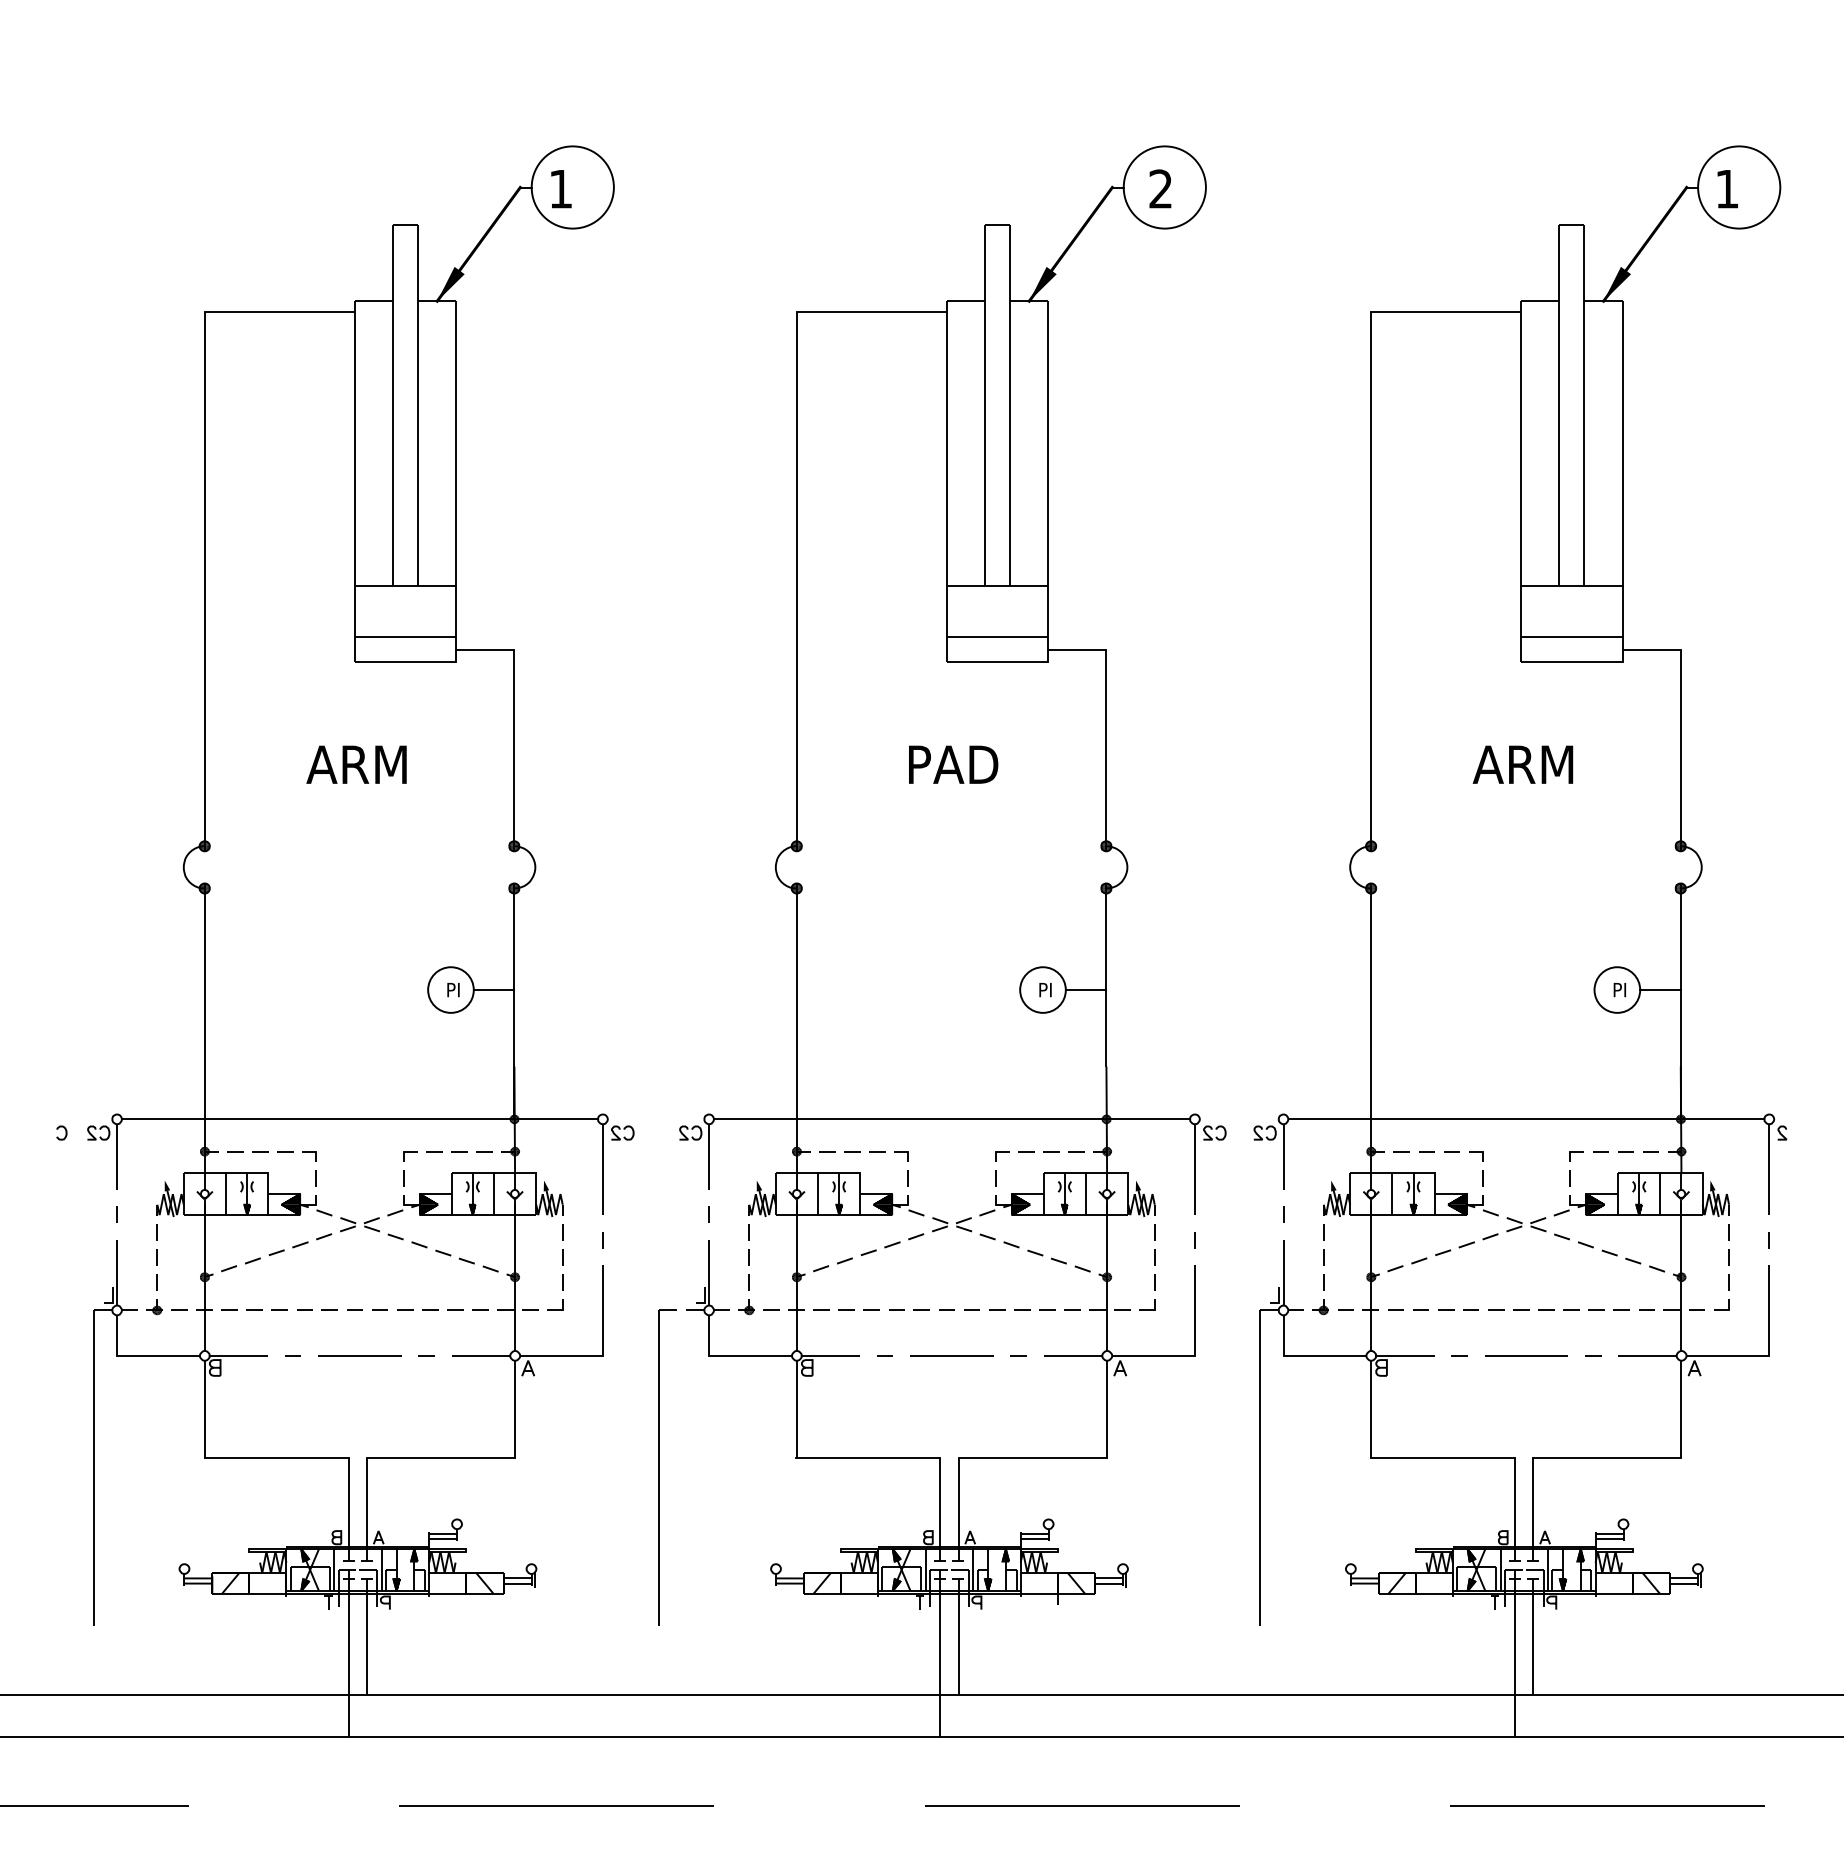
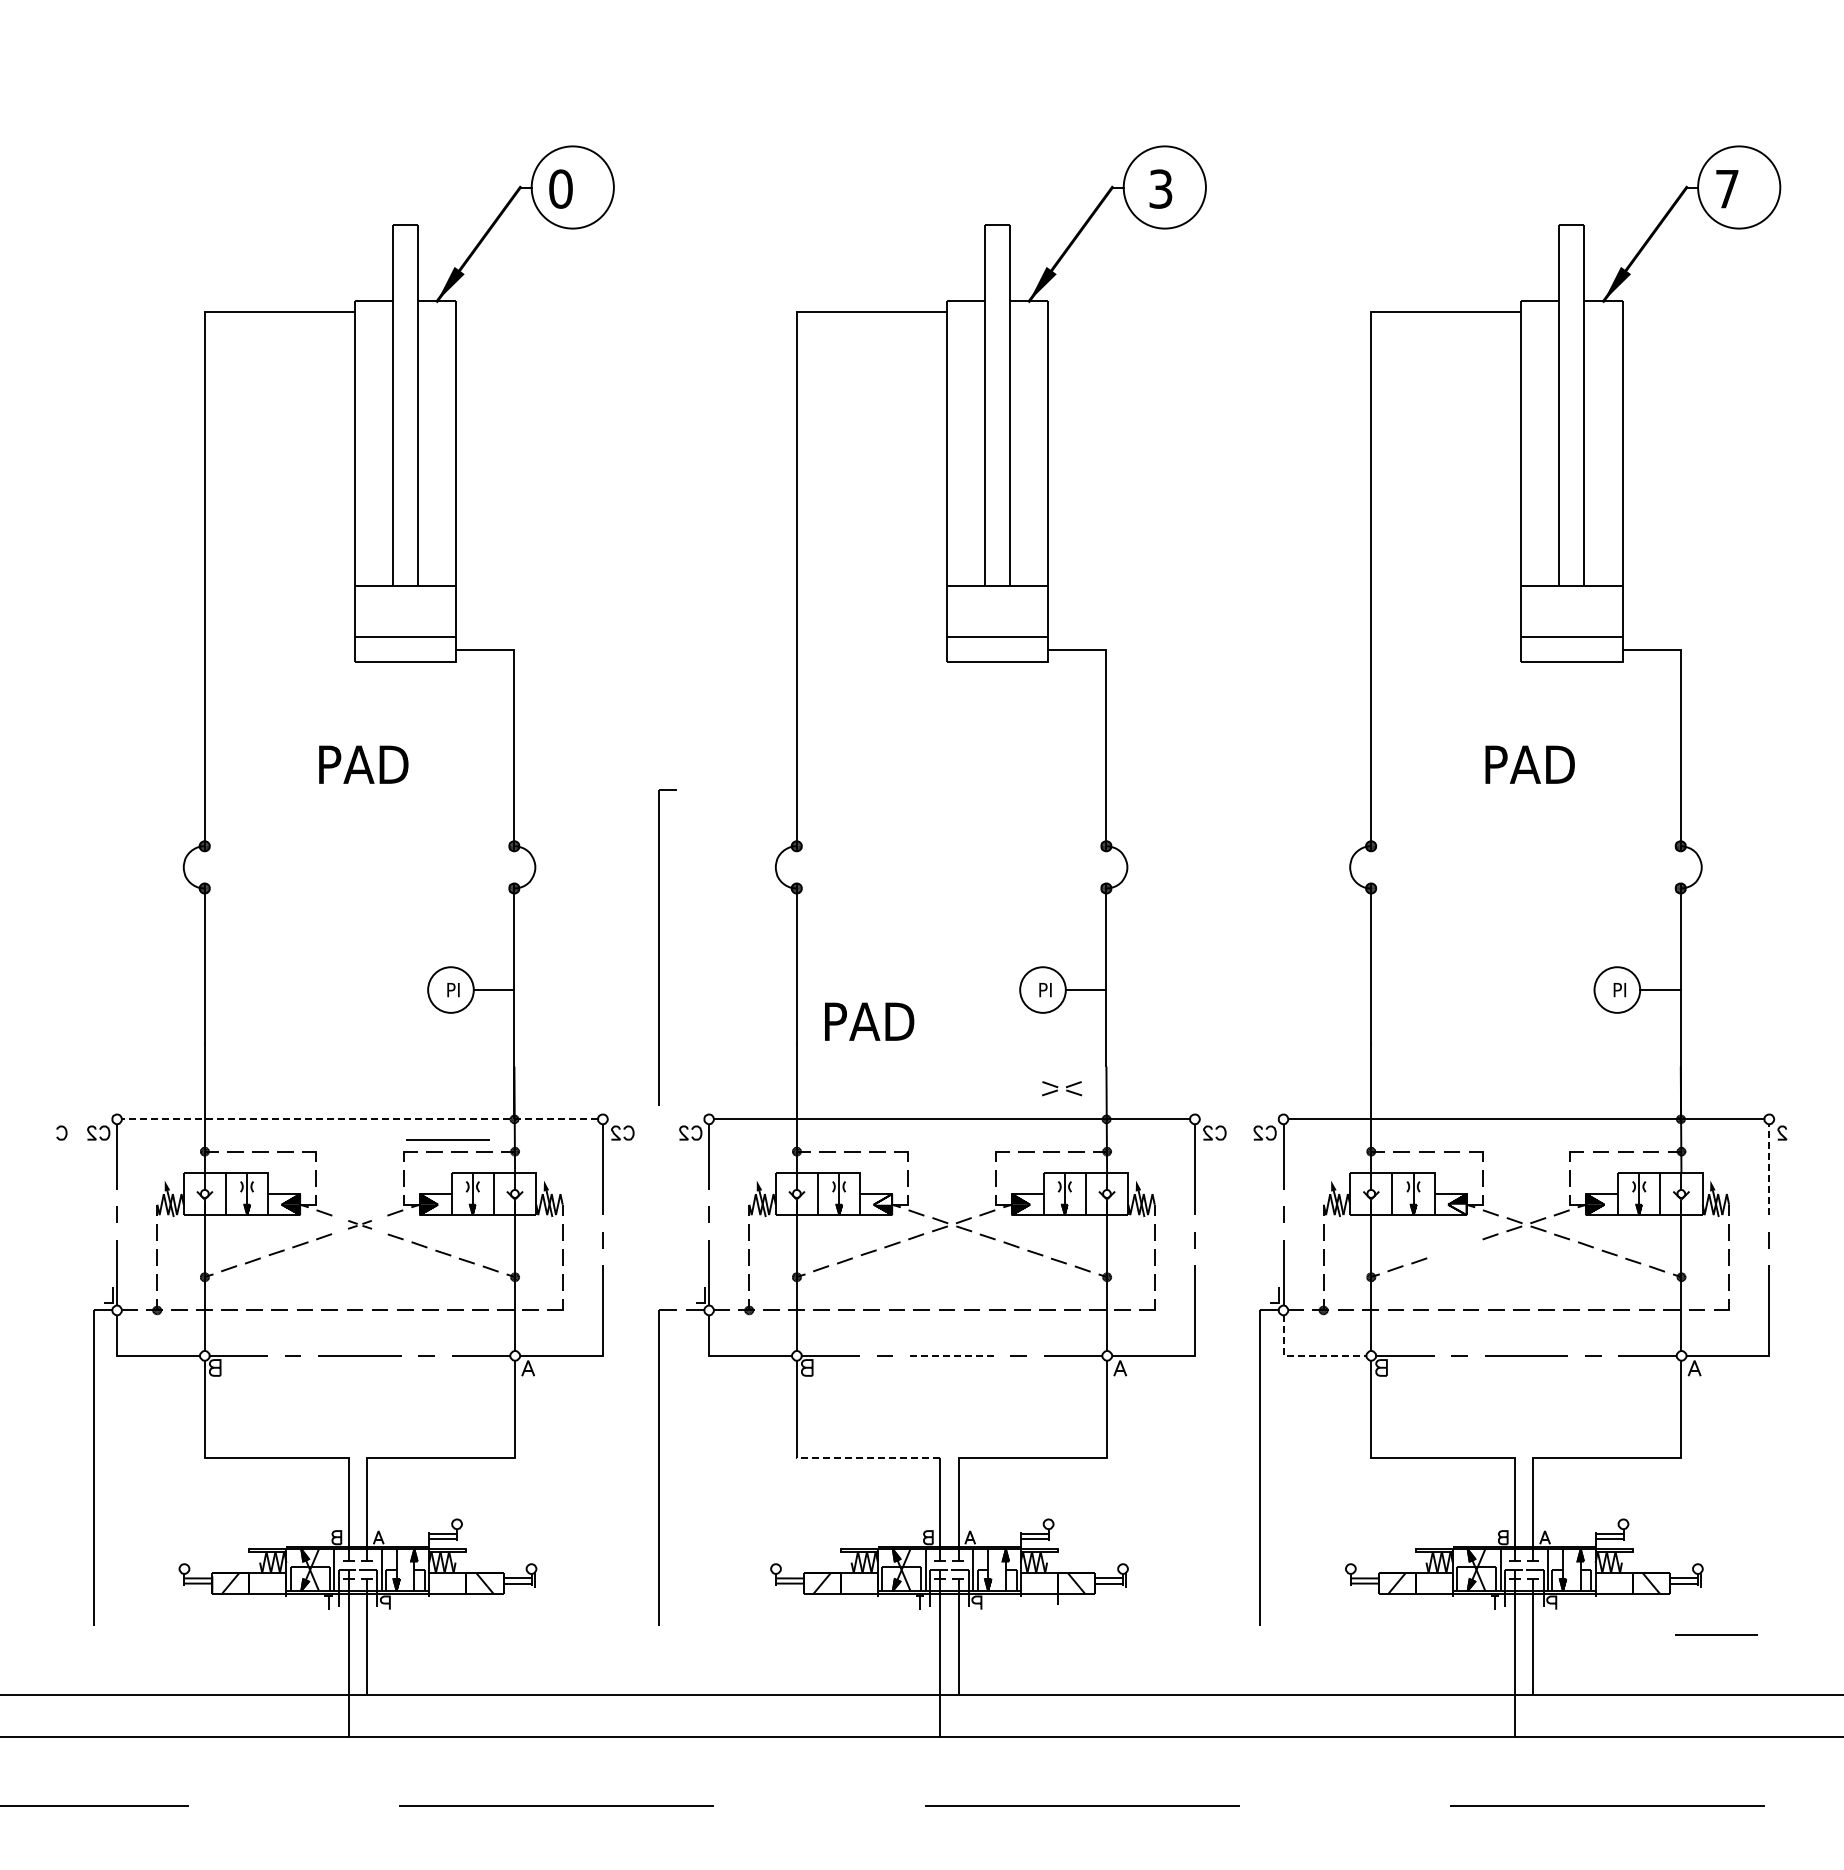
text: 1 -> 0 (560, 188)
text: 2 -> 3 (1160, 188)
text: 1 -> 7 (1727, 189)
text: ARM -> PAD (357, 764)
text position: (953, 764) -> (869, 1021) (869, 1021)
text: ARM -> PAD (1523, 764)
part: none -> present (659, 947)
part: none -> present (1062, 1088)
line: solid -> dashed (360, 1119)
line: none -> present (447, 1139)
line: solid -> dashed (1769, 1169)
fill: present -> none (882, 1199)
fill: present -> none (1457, 1209)
part size: 40x16 px -> 25x10 px (360, 1224)
line: present -> none (1451, 1250)
line: solid -> dashed (951, 1355)
line: solid -> dashed (1304, 1355)
line: solid -> dashed (867, 1458)
line: none -> present (1716, 1634)
